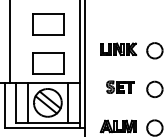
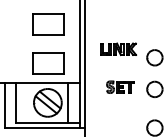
line: present -> none (10, 42)
part position: (154, 50) -> (154, 57) (154, 57)
line: present -> none (28, 102)
part: present -> none (117, 126)
